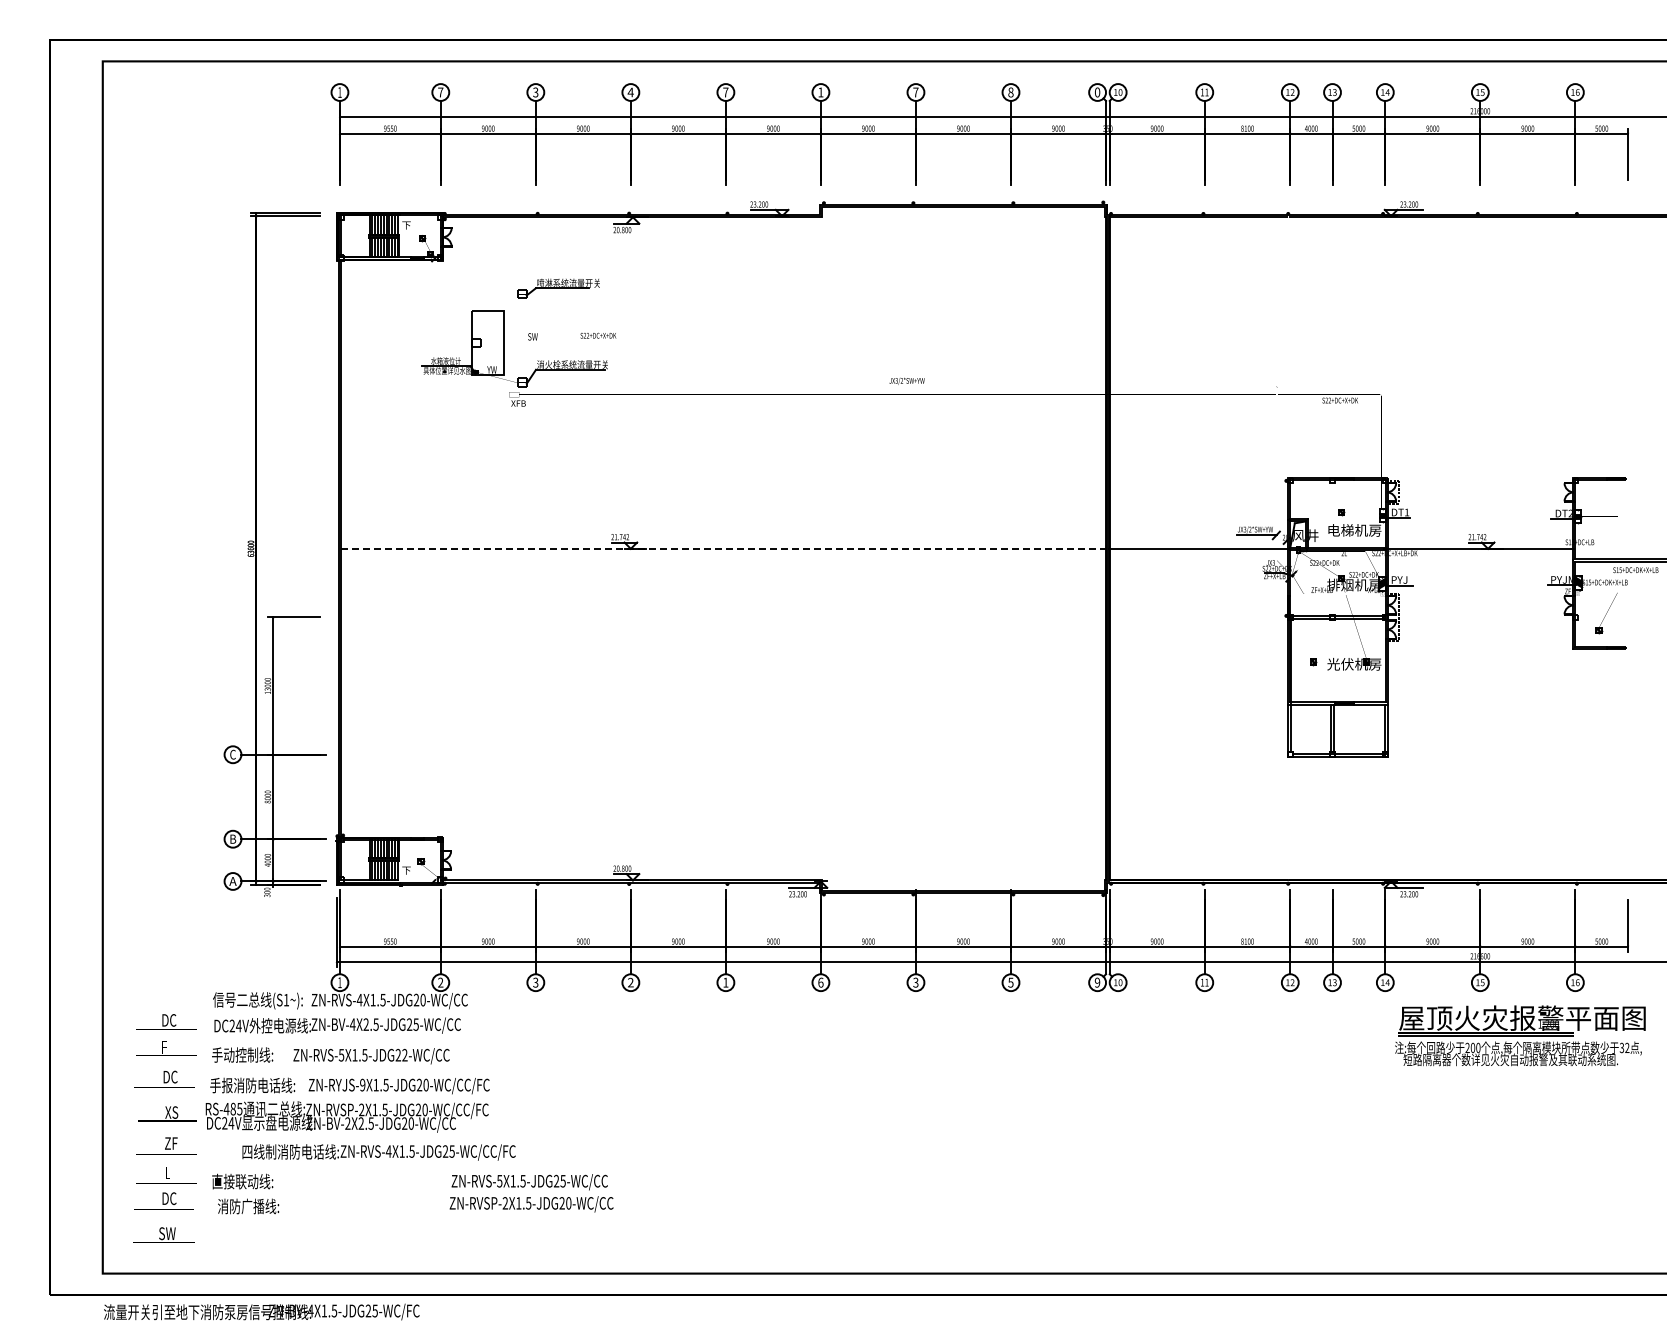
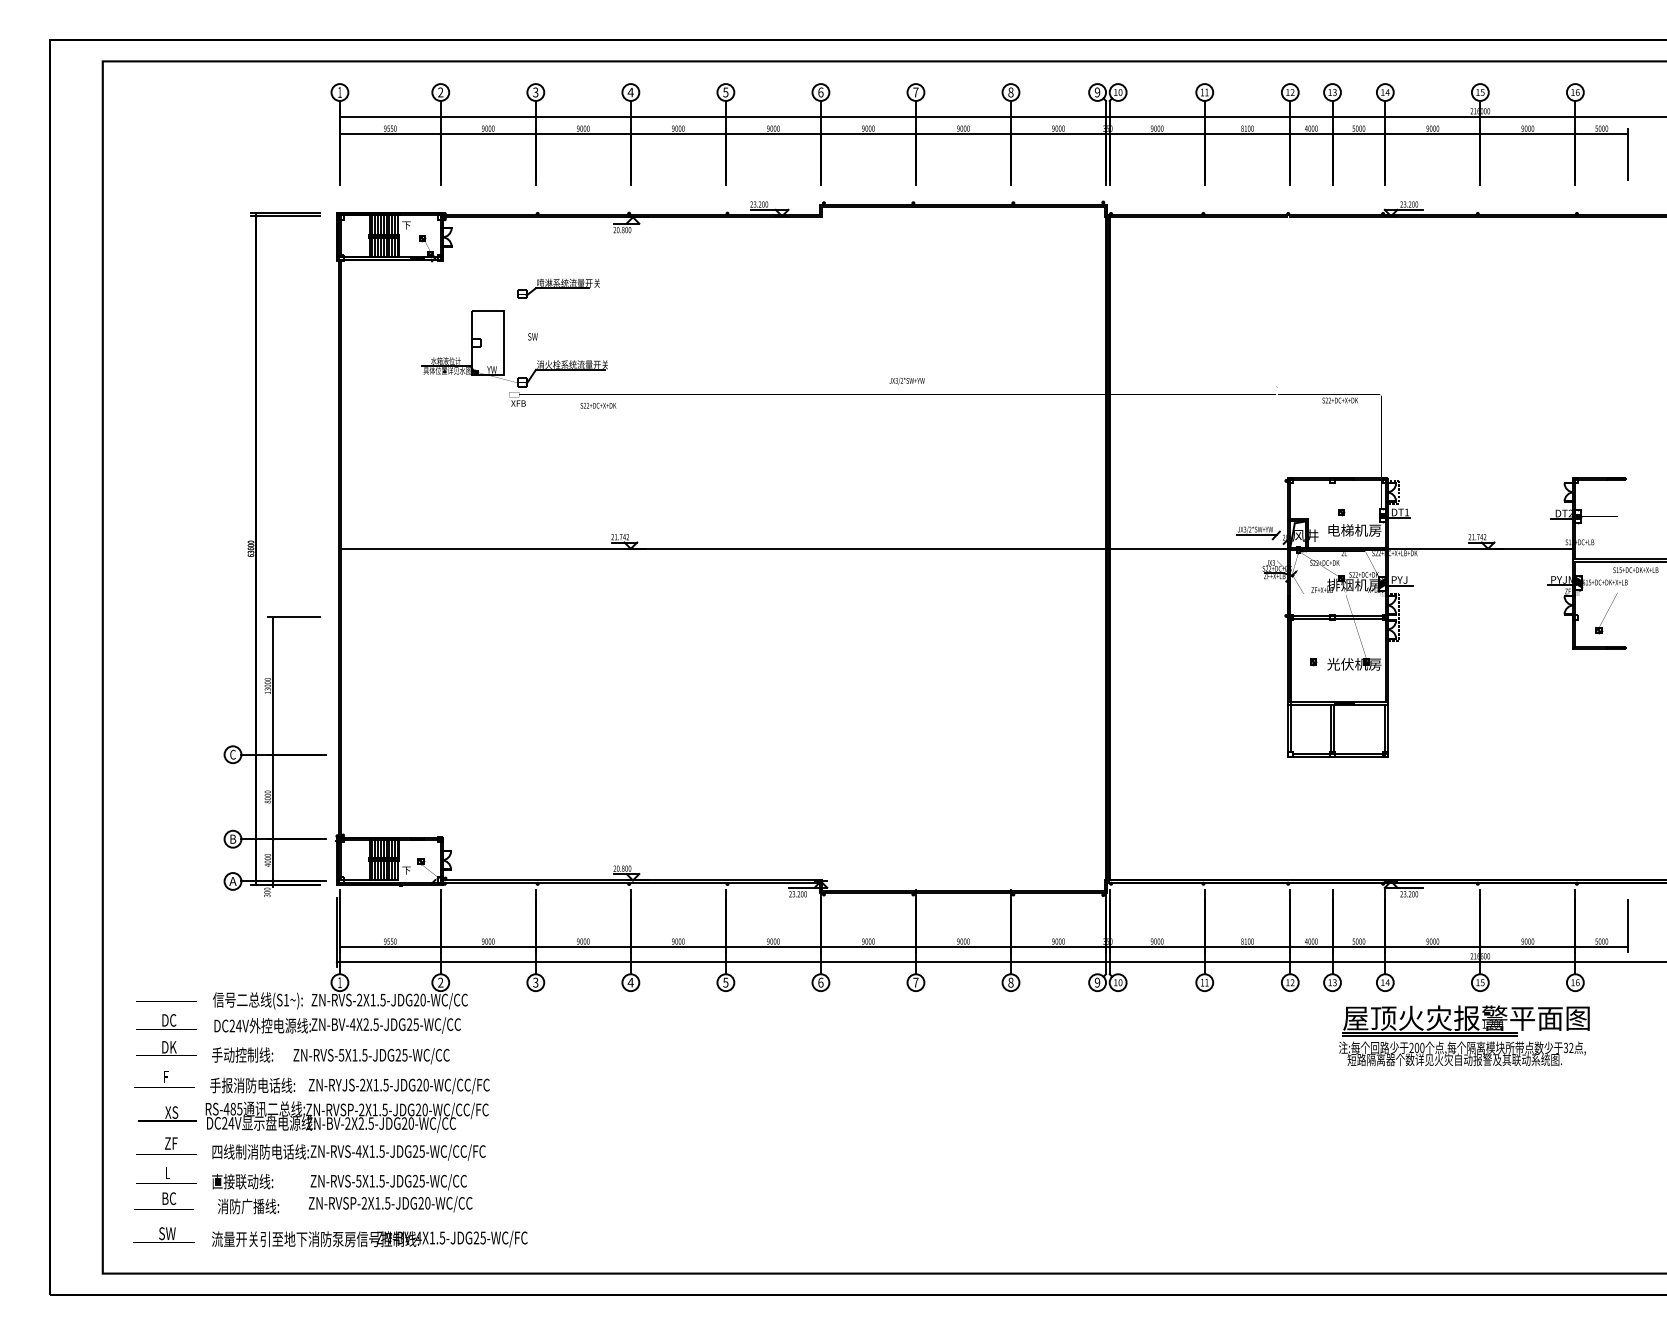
text: 7 -> 2 (440, 92)
text: 7 -> 5 (725, 92)
text: 1 -> 6 (820, 92)
text: 0 -> 9 (1097, 92)
text position: (598, 335) -> (598, 405) (598, 405)
line: dashed -> solid (724, 548)
text: 2 -> 4 (630, 982)
text: 1 -> 5 (725, 982)
text: 3 -> 7 (915, 982)
text: 5 -> 8 (1010, 982)
text: ZN-RVS-4X1.5-JDG20-WC/CC -> ZN-RVS-2X1.5-JDG20-WC/CC (359, 999)
line: none -> present (166, 1001)
part position: (1520, 1035) -> (1464, 1035) (1464, 1035)
text: F -> DK (169, 1047)
text: ZN-RVS-5X1.5-JDG22-WC/CC -> ZN-RVS-5X1.5-JDG25-WC/CC (404, 1054)
text: DC -> F (170, 1076)
text: ZN-RYJS-9X1.5-JDG20-WC/CC/FC -> ZN-RYJS-2X1.5-JDG20-WC/CC/FC (362, 1085)
text position: (378, 1152) -> (348, 1152) (348, 1152)
text position: (531, 1193) -> (390, 1193) (390, 1193)
text: DC -> BC (169, 1198)
text position: (261, 1311) -> (369, 1238) (369, 1238)
